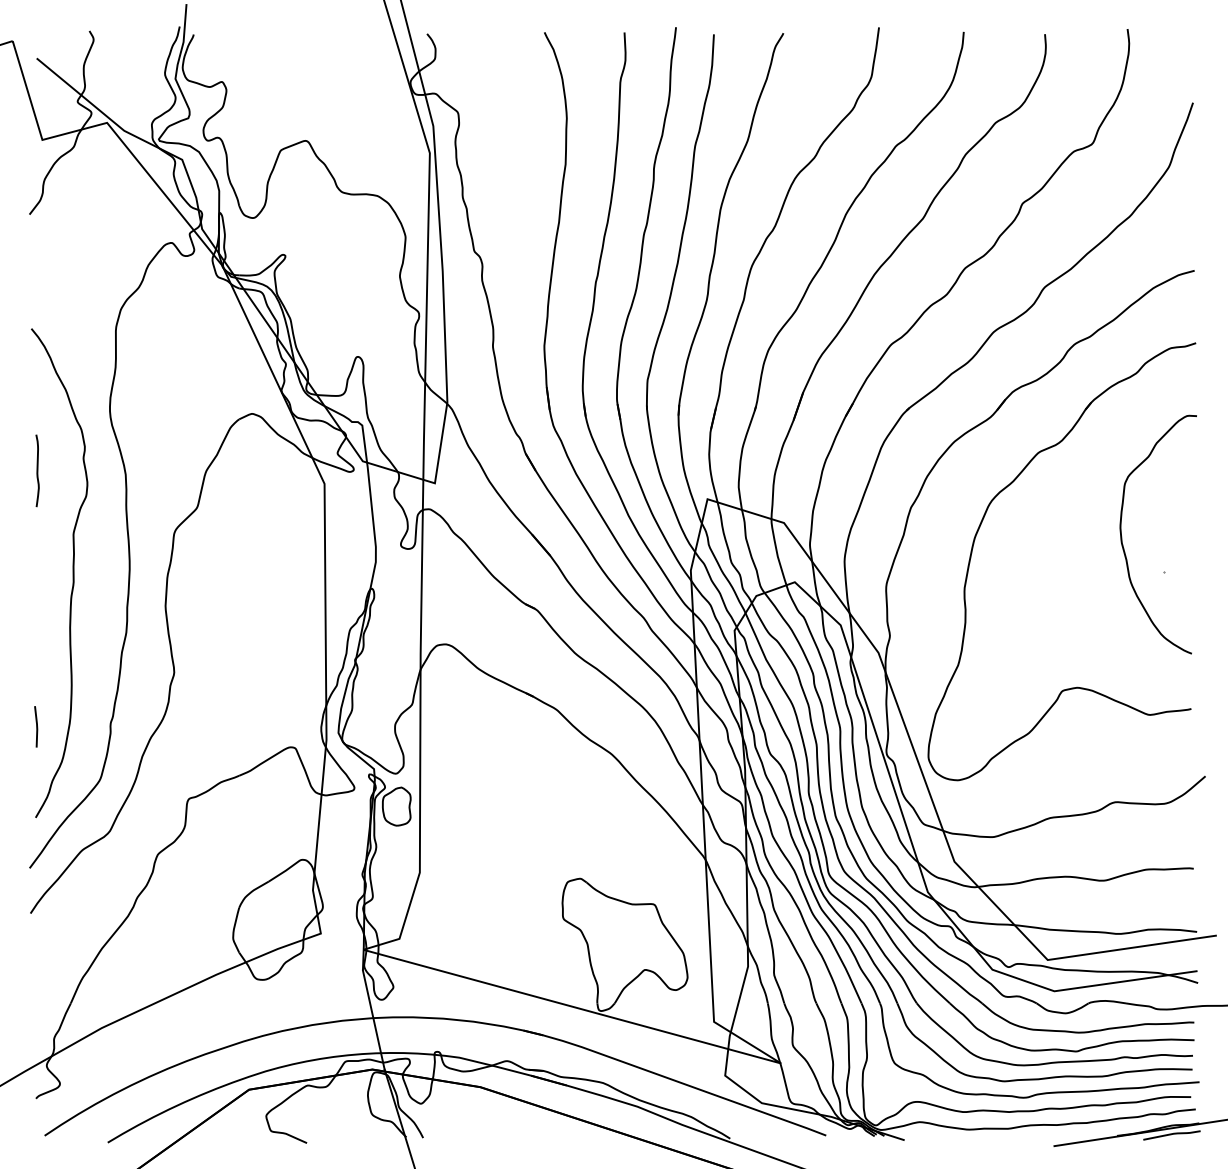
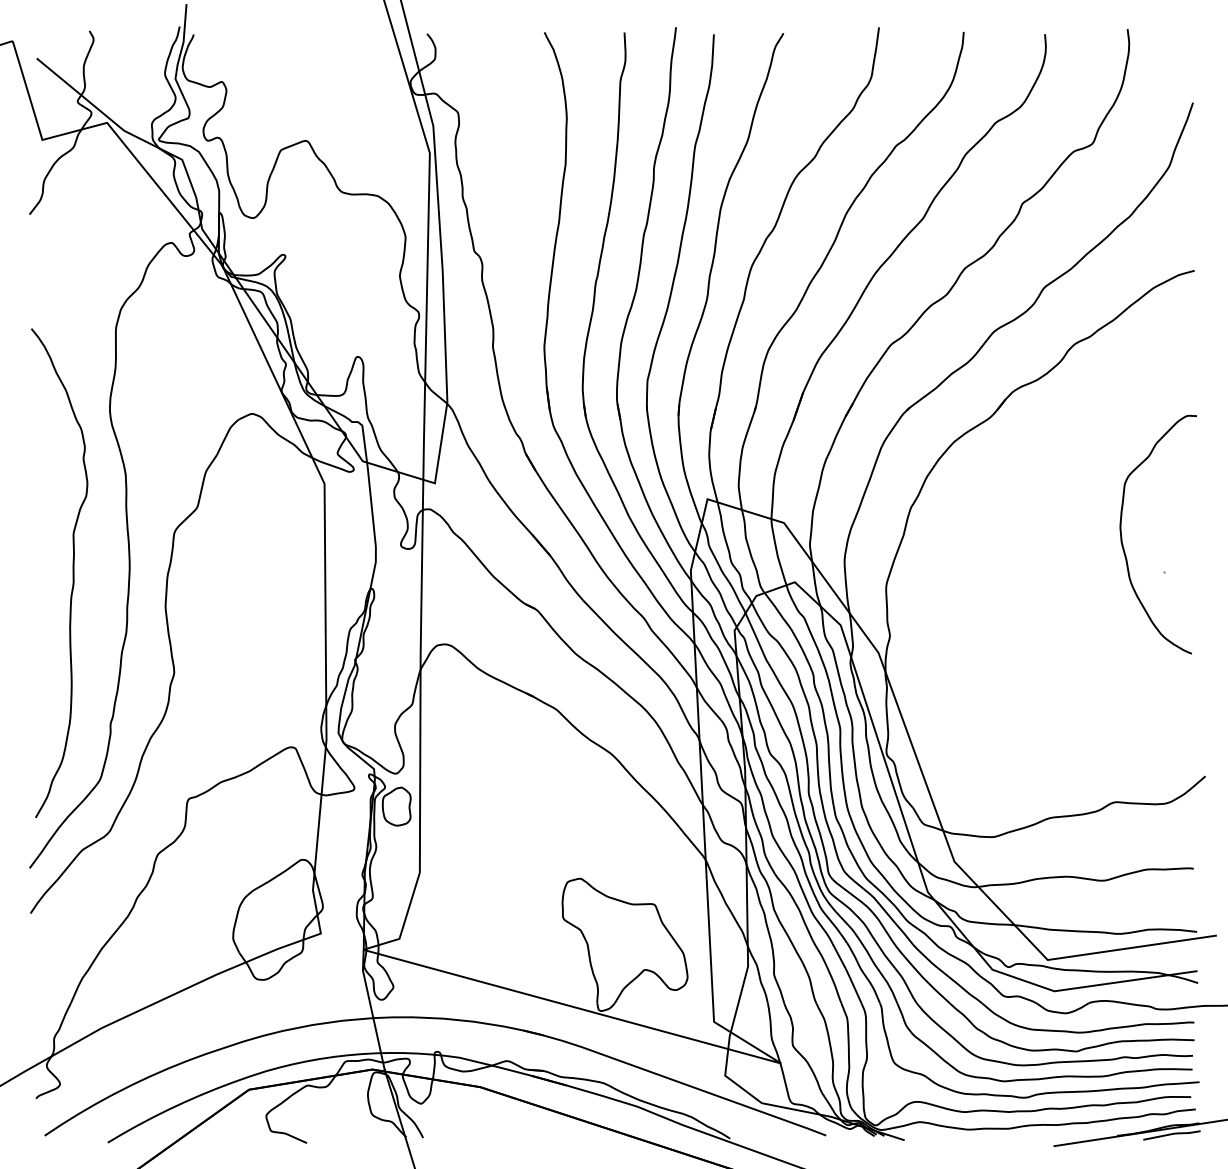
curve: present -> none (37, 470)
part: present -> none (981, 525)
line: present -> none (36, 726)
